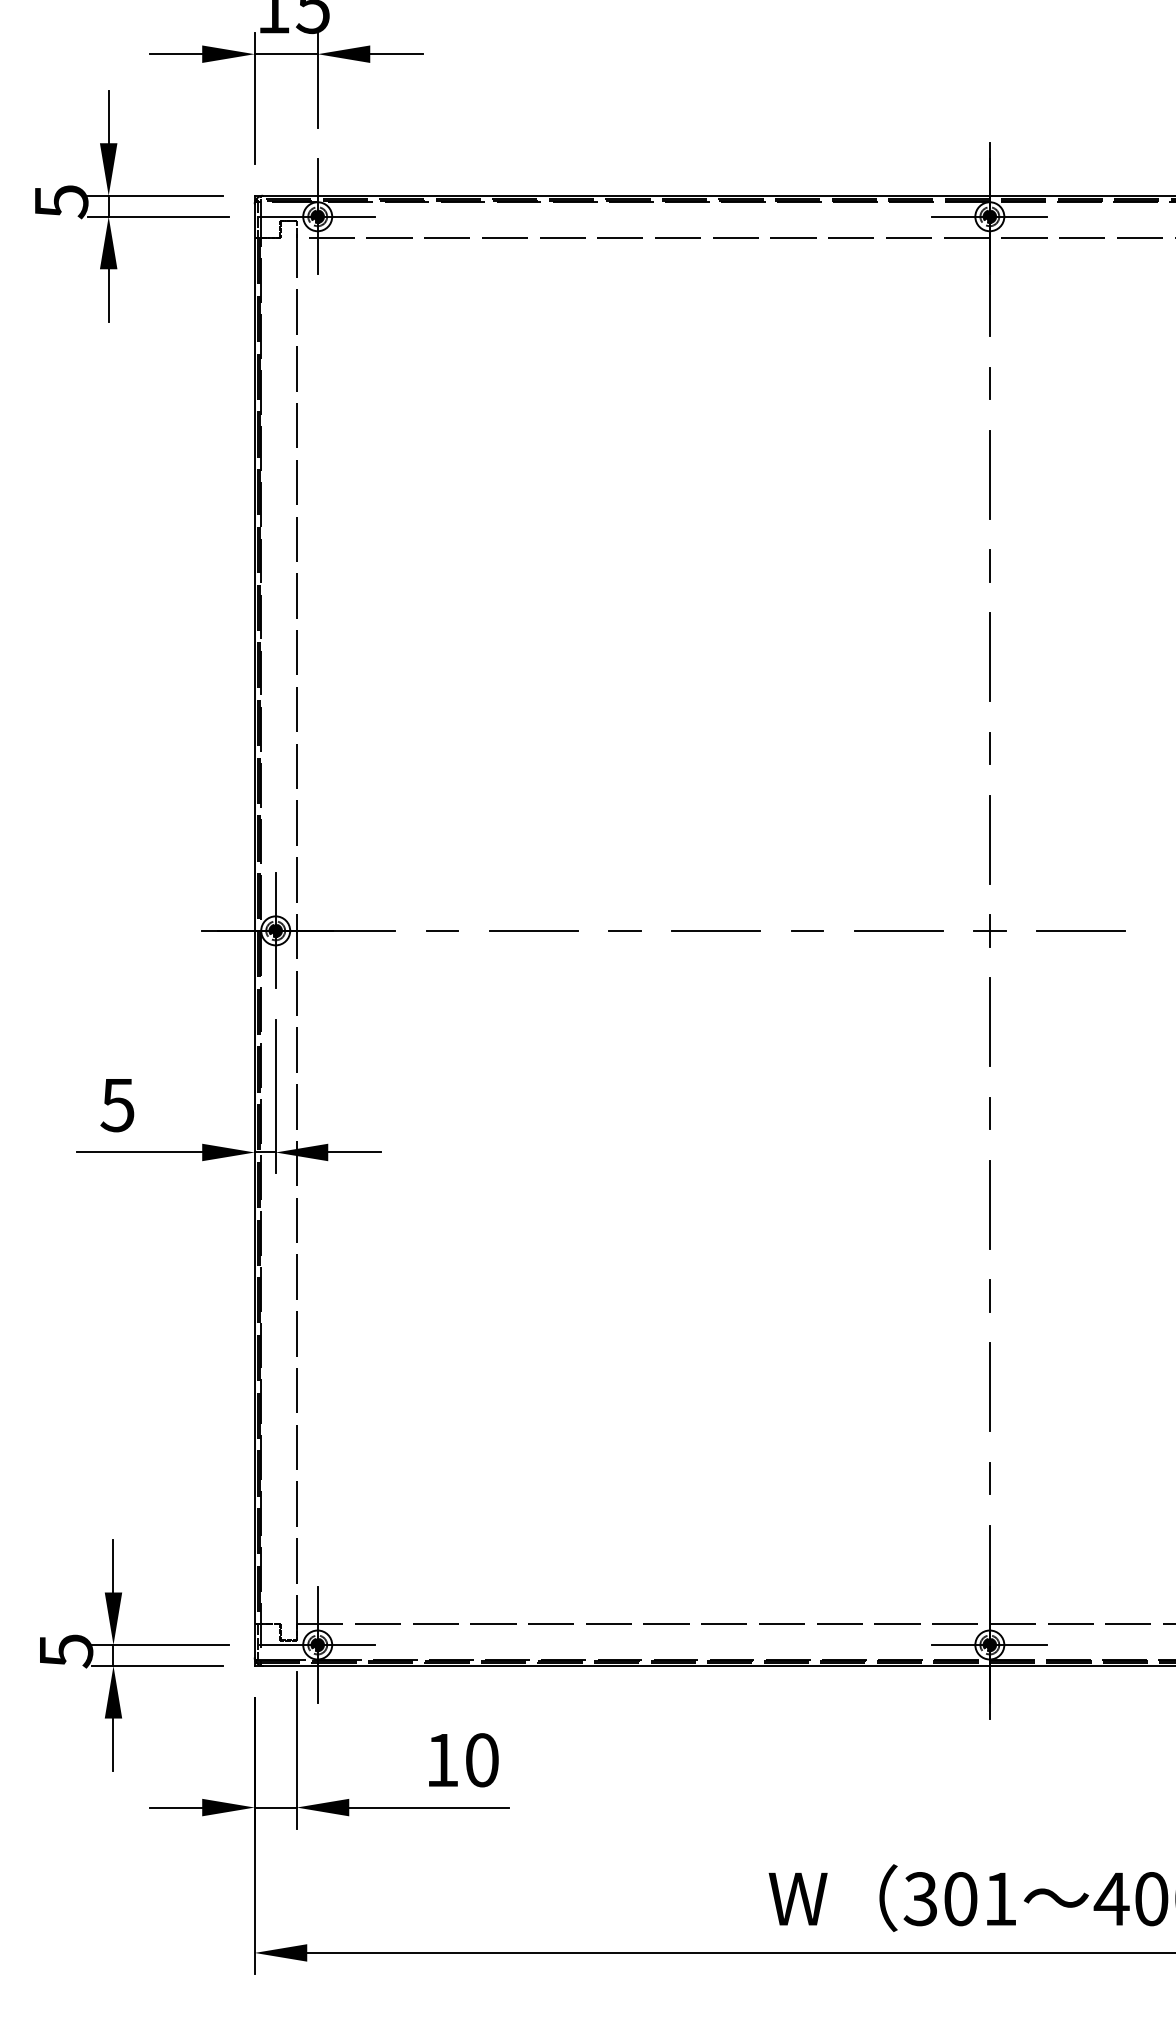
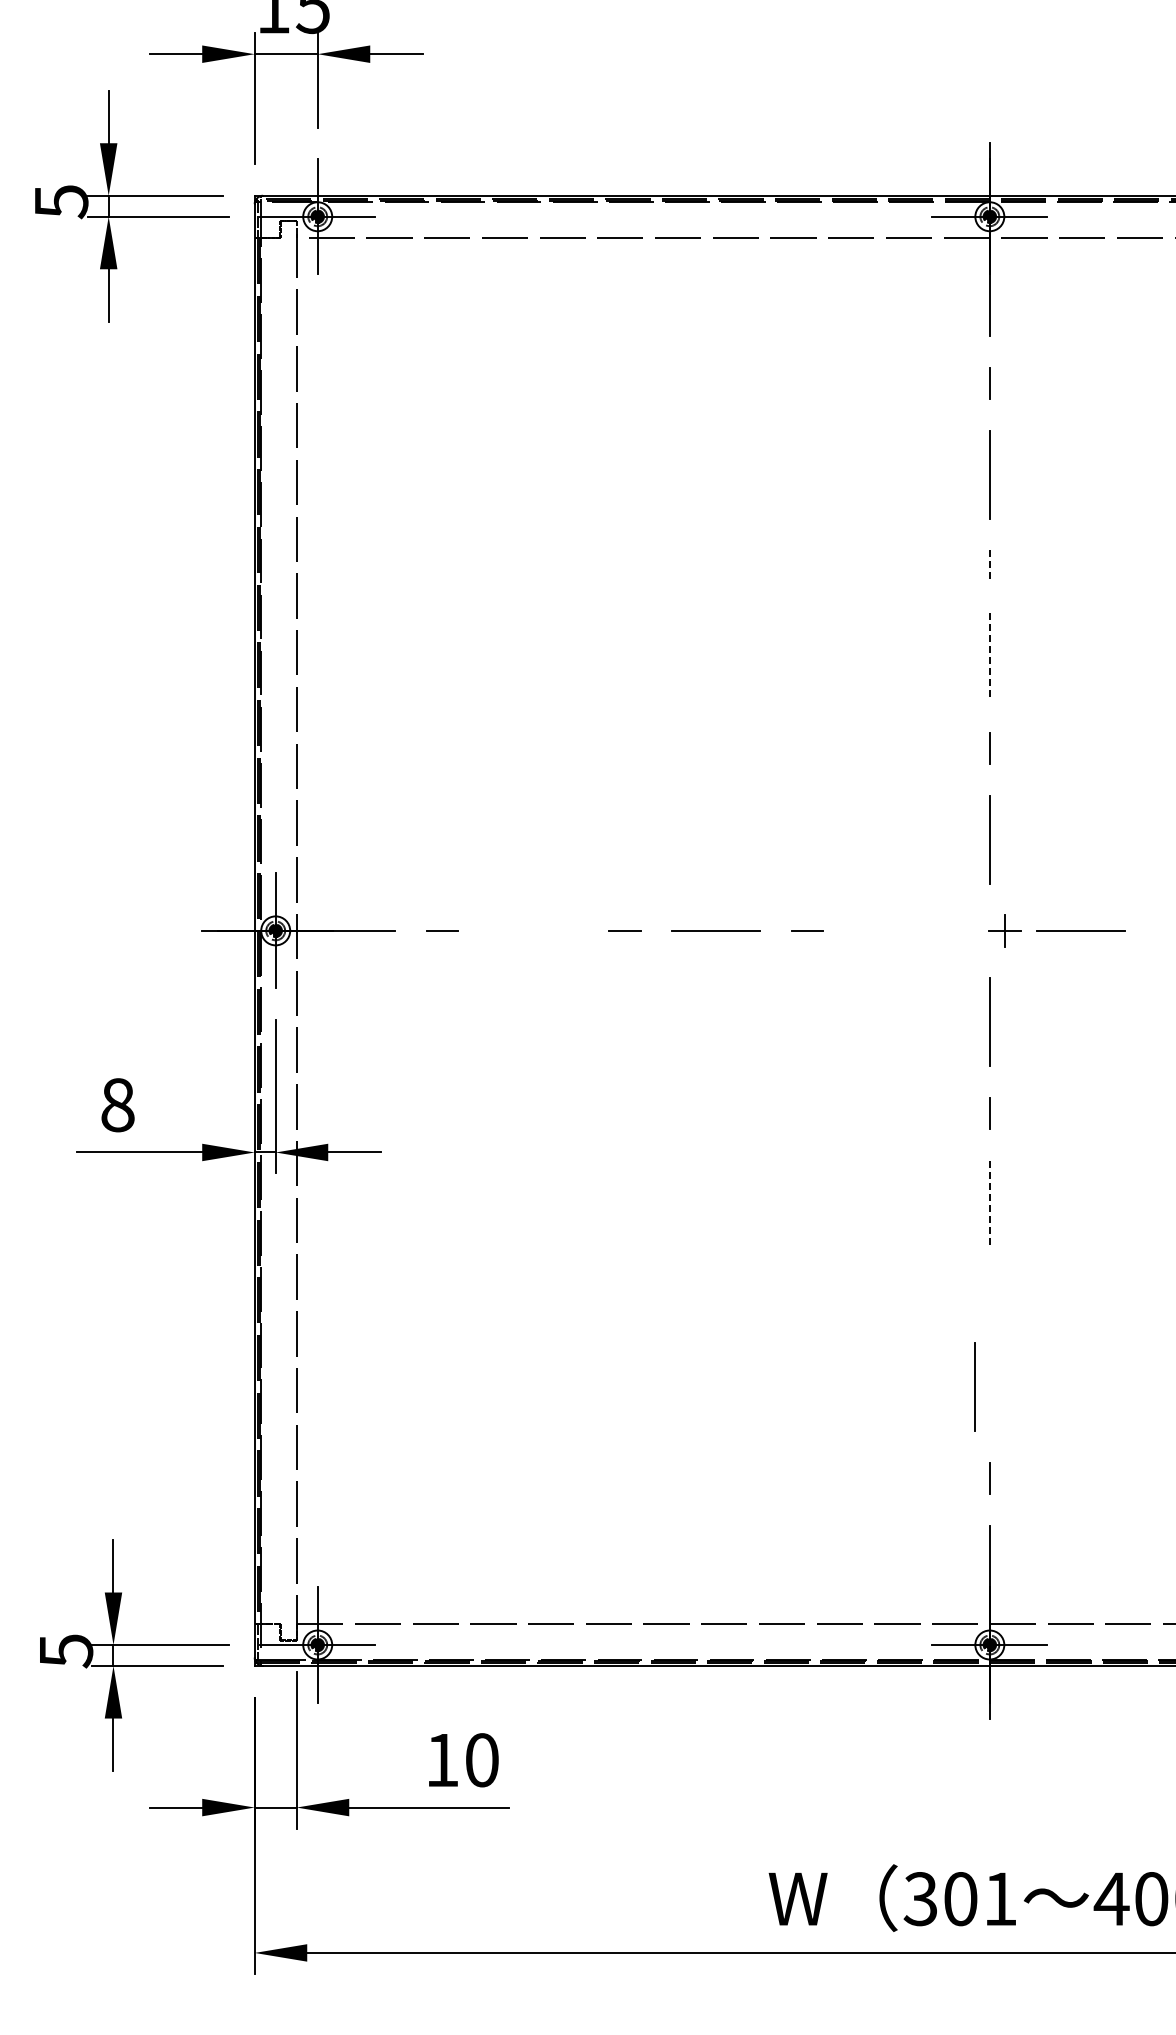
line: solid -> dashed (989, 565)
line: solid -> dashed (989, 657)
line: present -> none (533, 930)
line: present -> none (898, 930)
part position: (989, 930) -> (1004, 930) (1004, 930)
text: 5 -> 8 (117, 1105)
line: solid -> dashed (989, 1204)
line: present -> none (989, 1295)
line position: (989, 1386) -> (974, 1386) (974, 1386)
